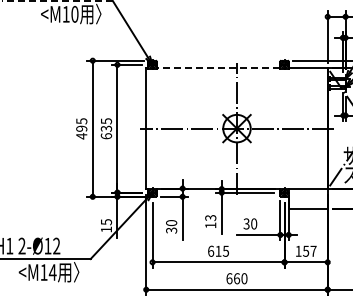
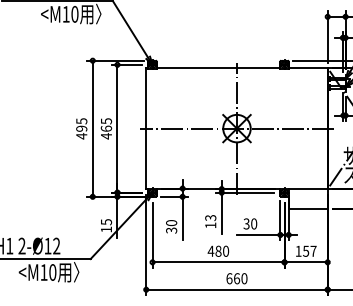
line: dashed -> solid (56, 0)
line: dashed -> solid (218, 68)
text: 635 -> 465 (106, 132)
text: 615 -> 480 (218, 250)
text: <M14 -> <M10 (52, 272)
